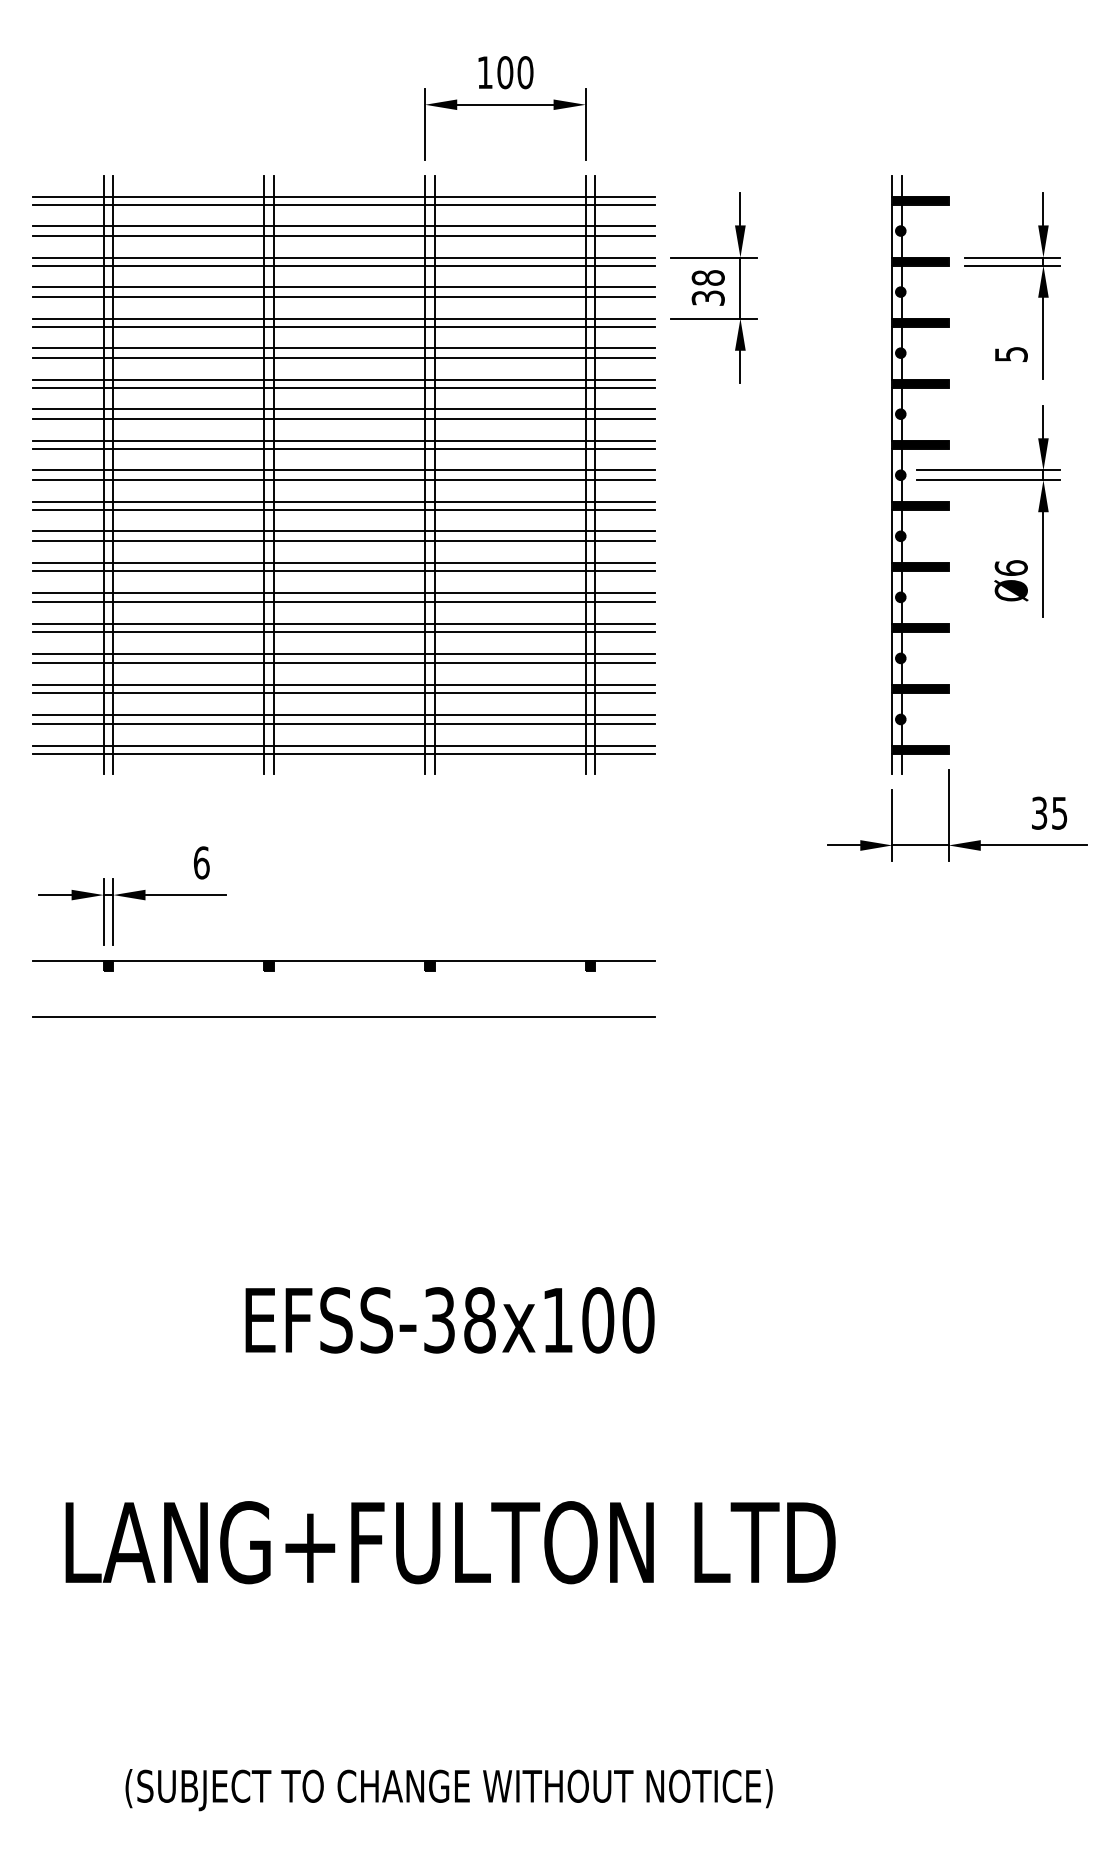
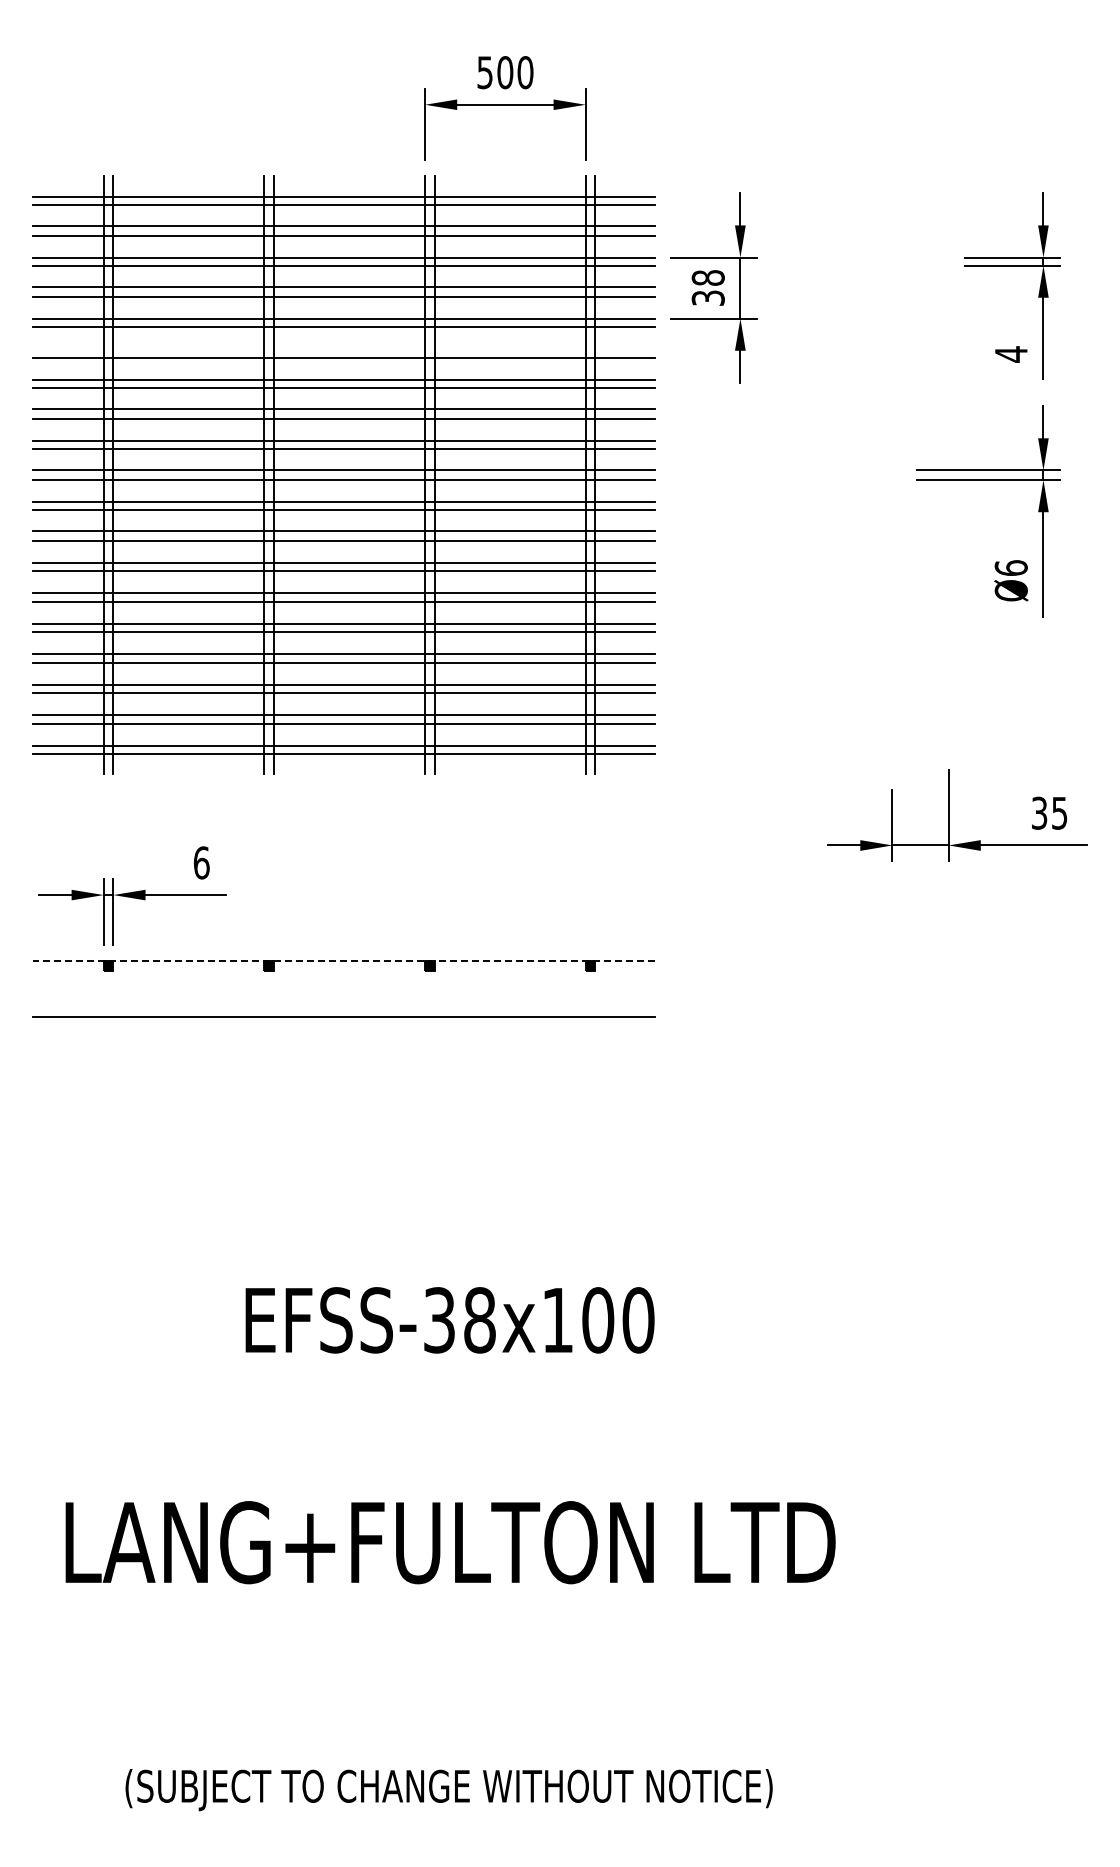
text: 100 -> 500 (484, 72)
line: present -> none (344, 348)
text: 5 -> 4 (1011, 354)
part: present -> none (906, 474)
line: solid -> dashed (344, 961)
